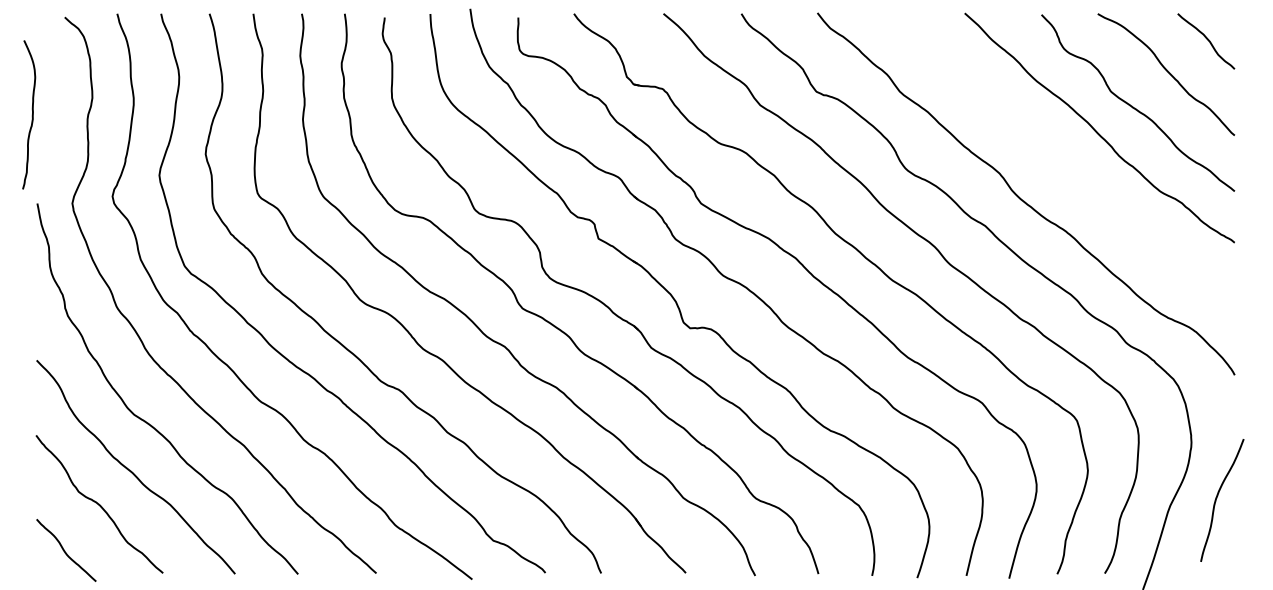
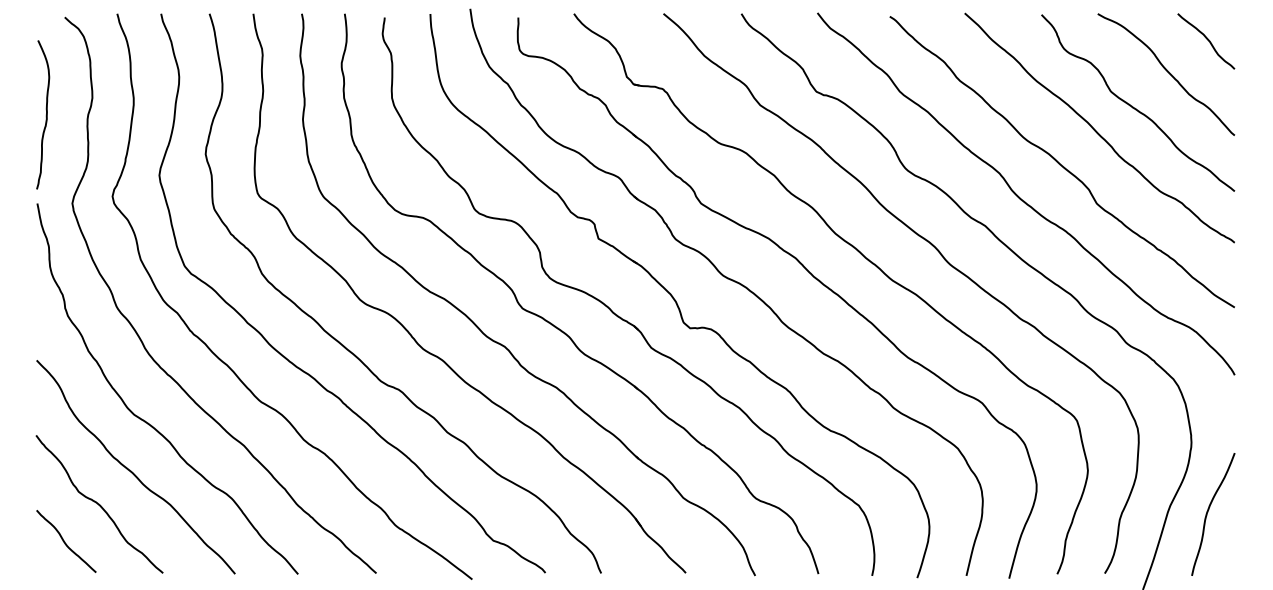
curve position: (31, 115) -> (45, 115) (45, 115)
curve: none -> present (1060, 163)
curve position: (1217, 498) -> (1208, 512) (1208, 512)
curve position: (65, 550) -> (65, 541) (65, 541)
